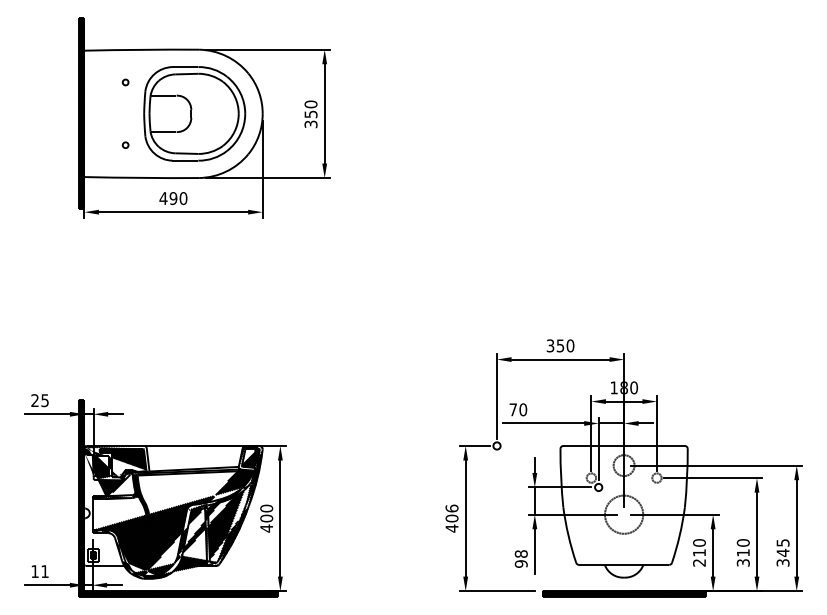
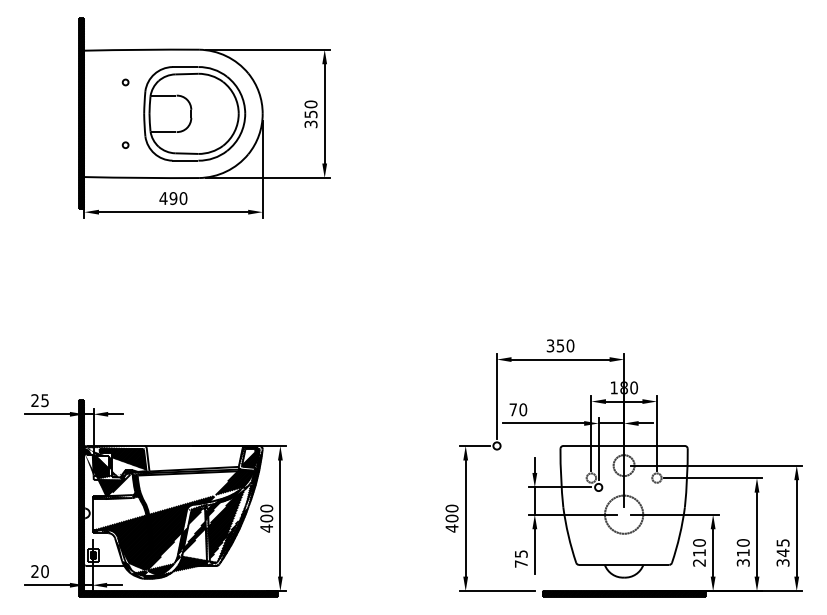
text: 406 -> 400 (451, 508)
text: 98 -> 75 (520, 558)
text: 11 -> 20 (39, 571)
